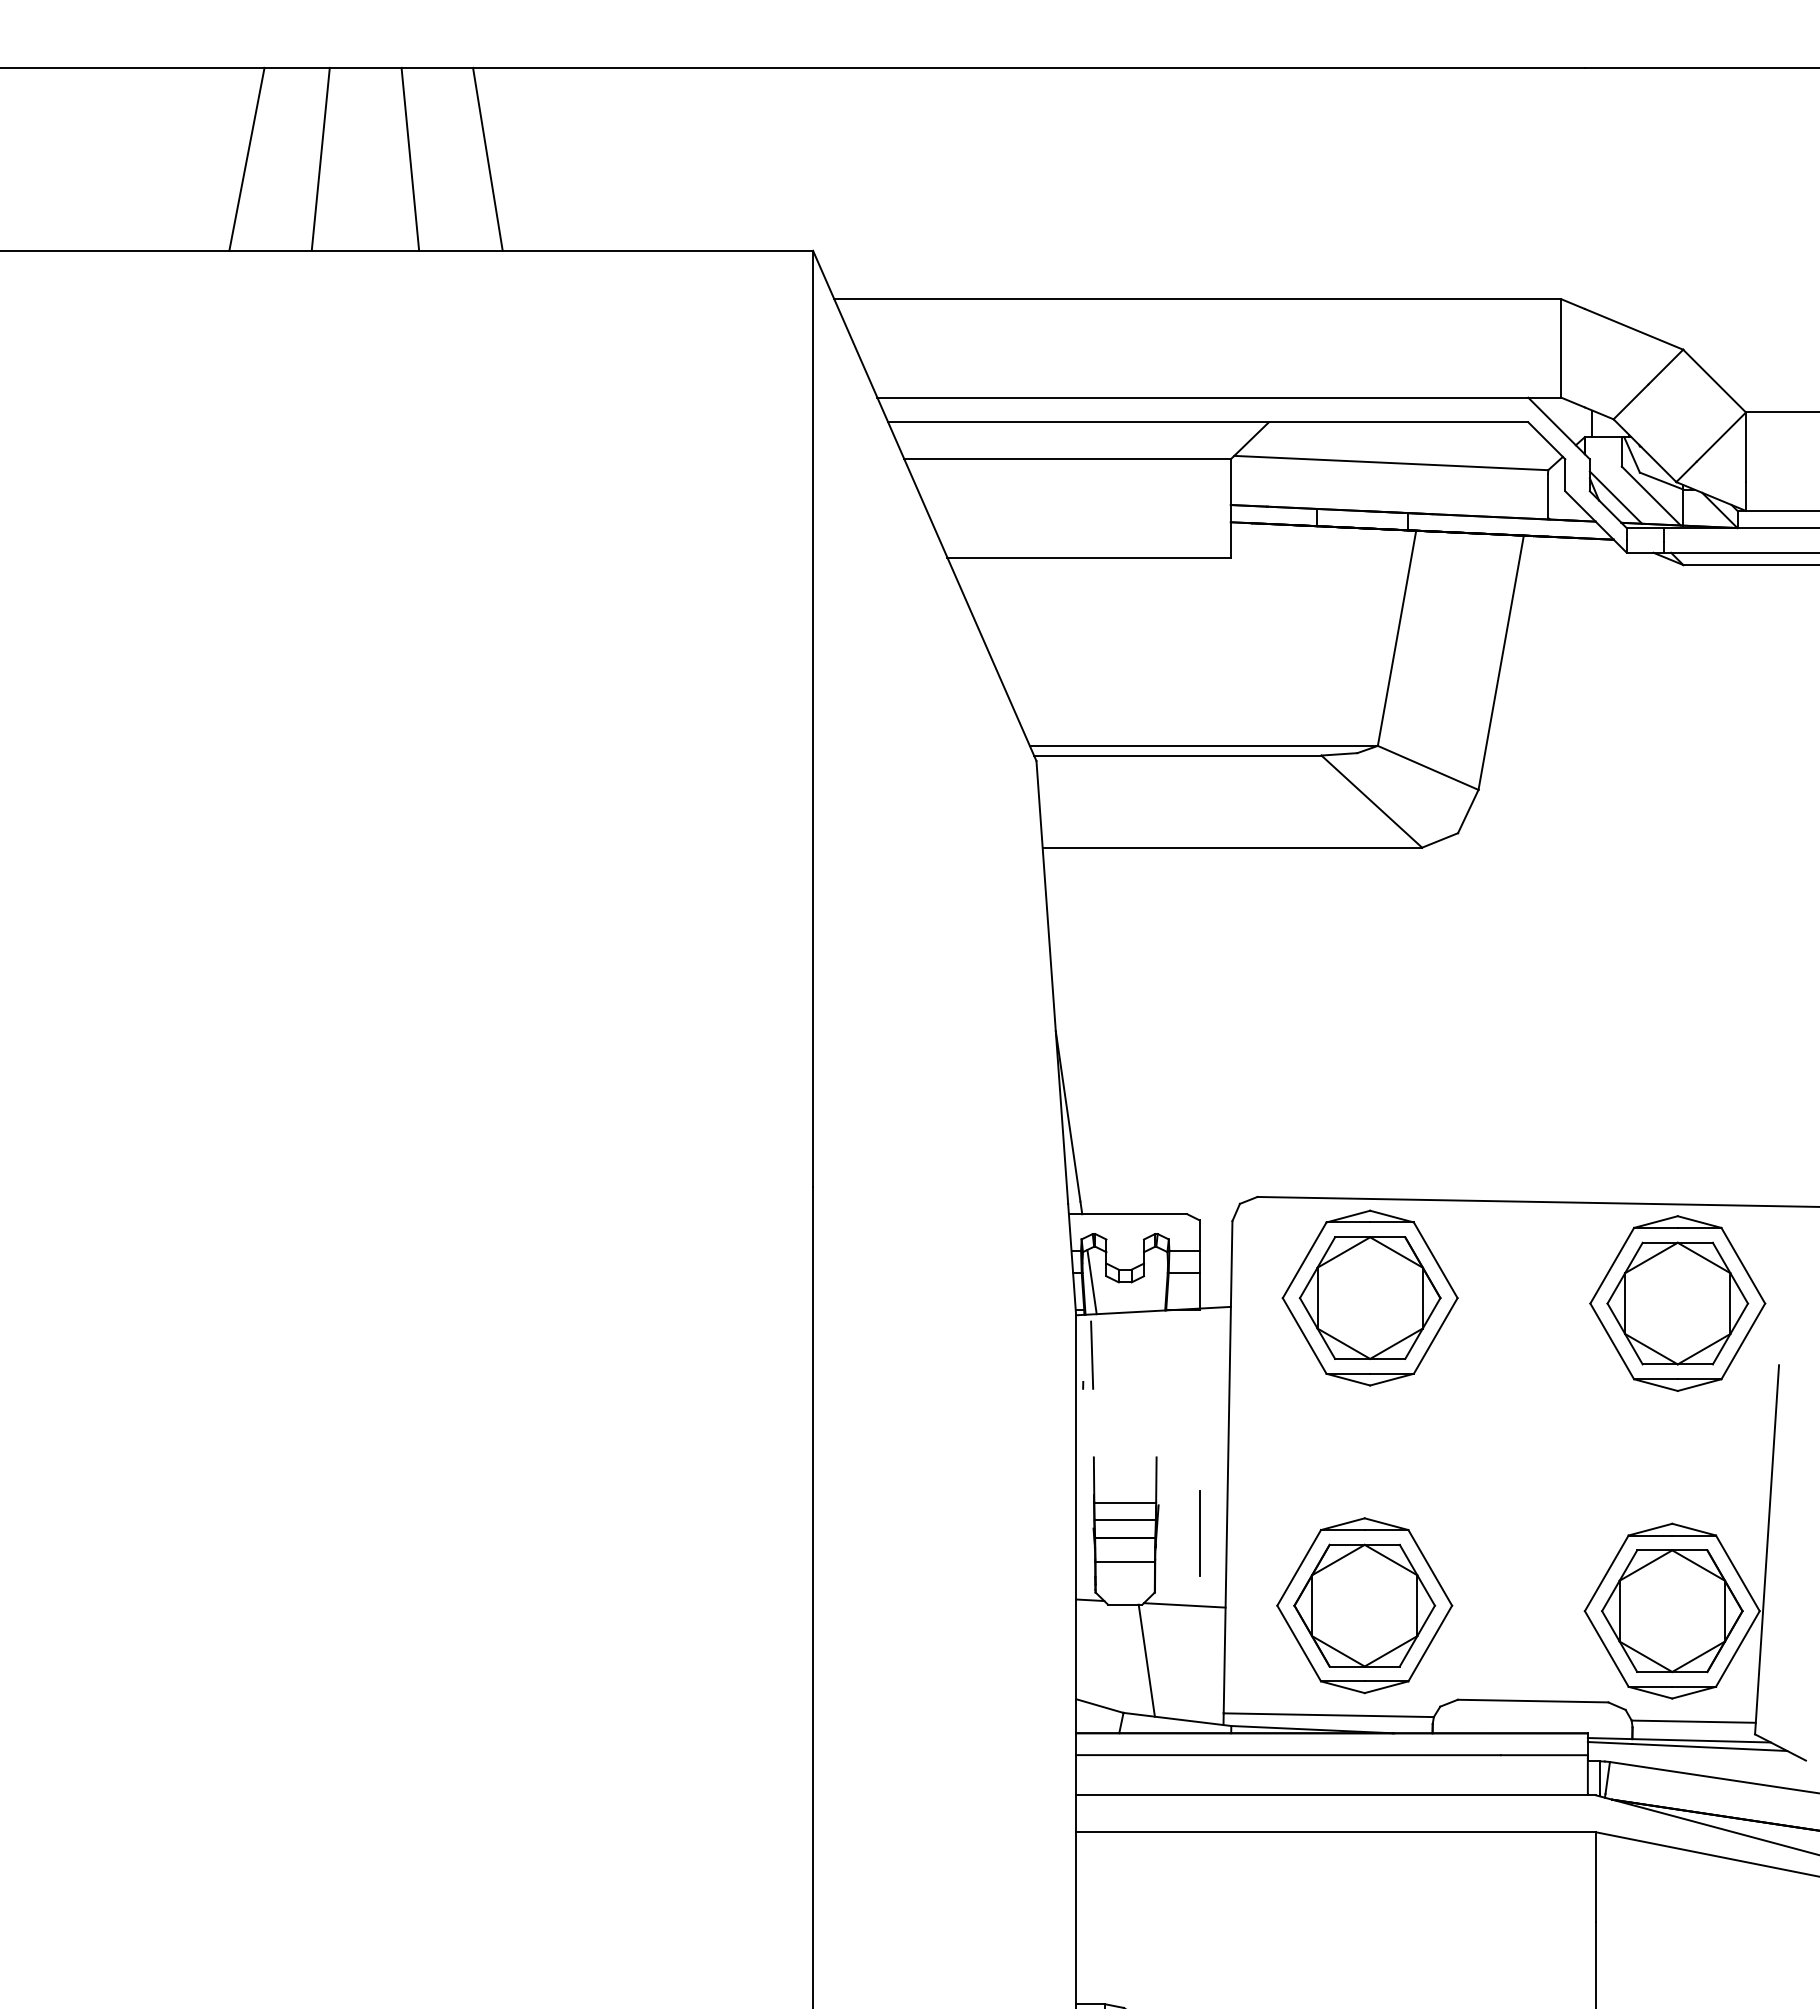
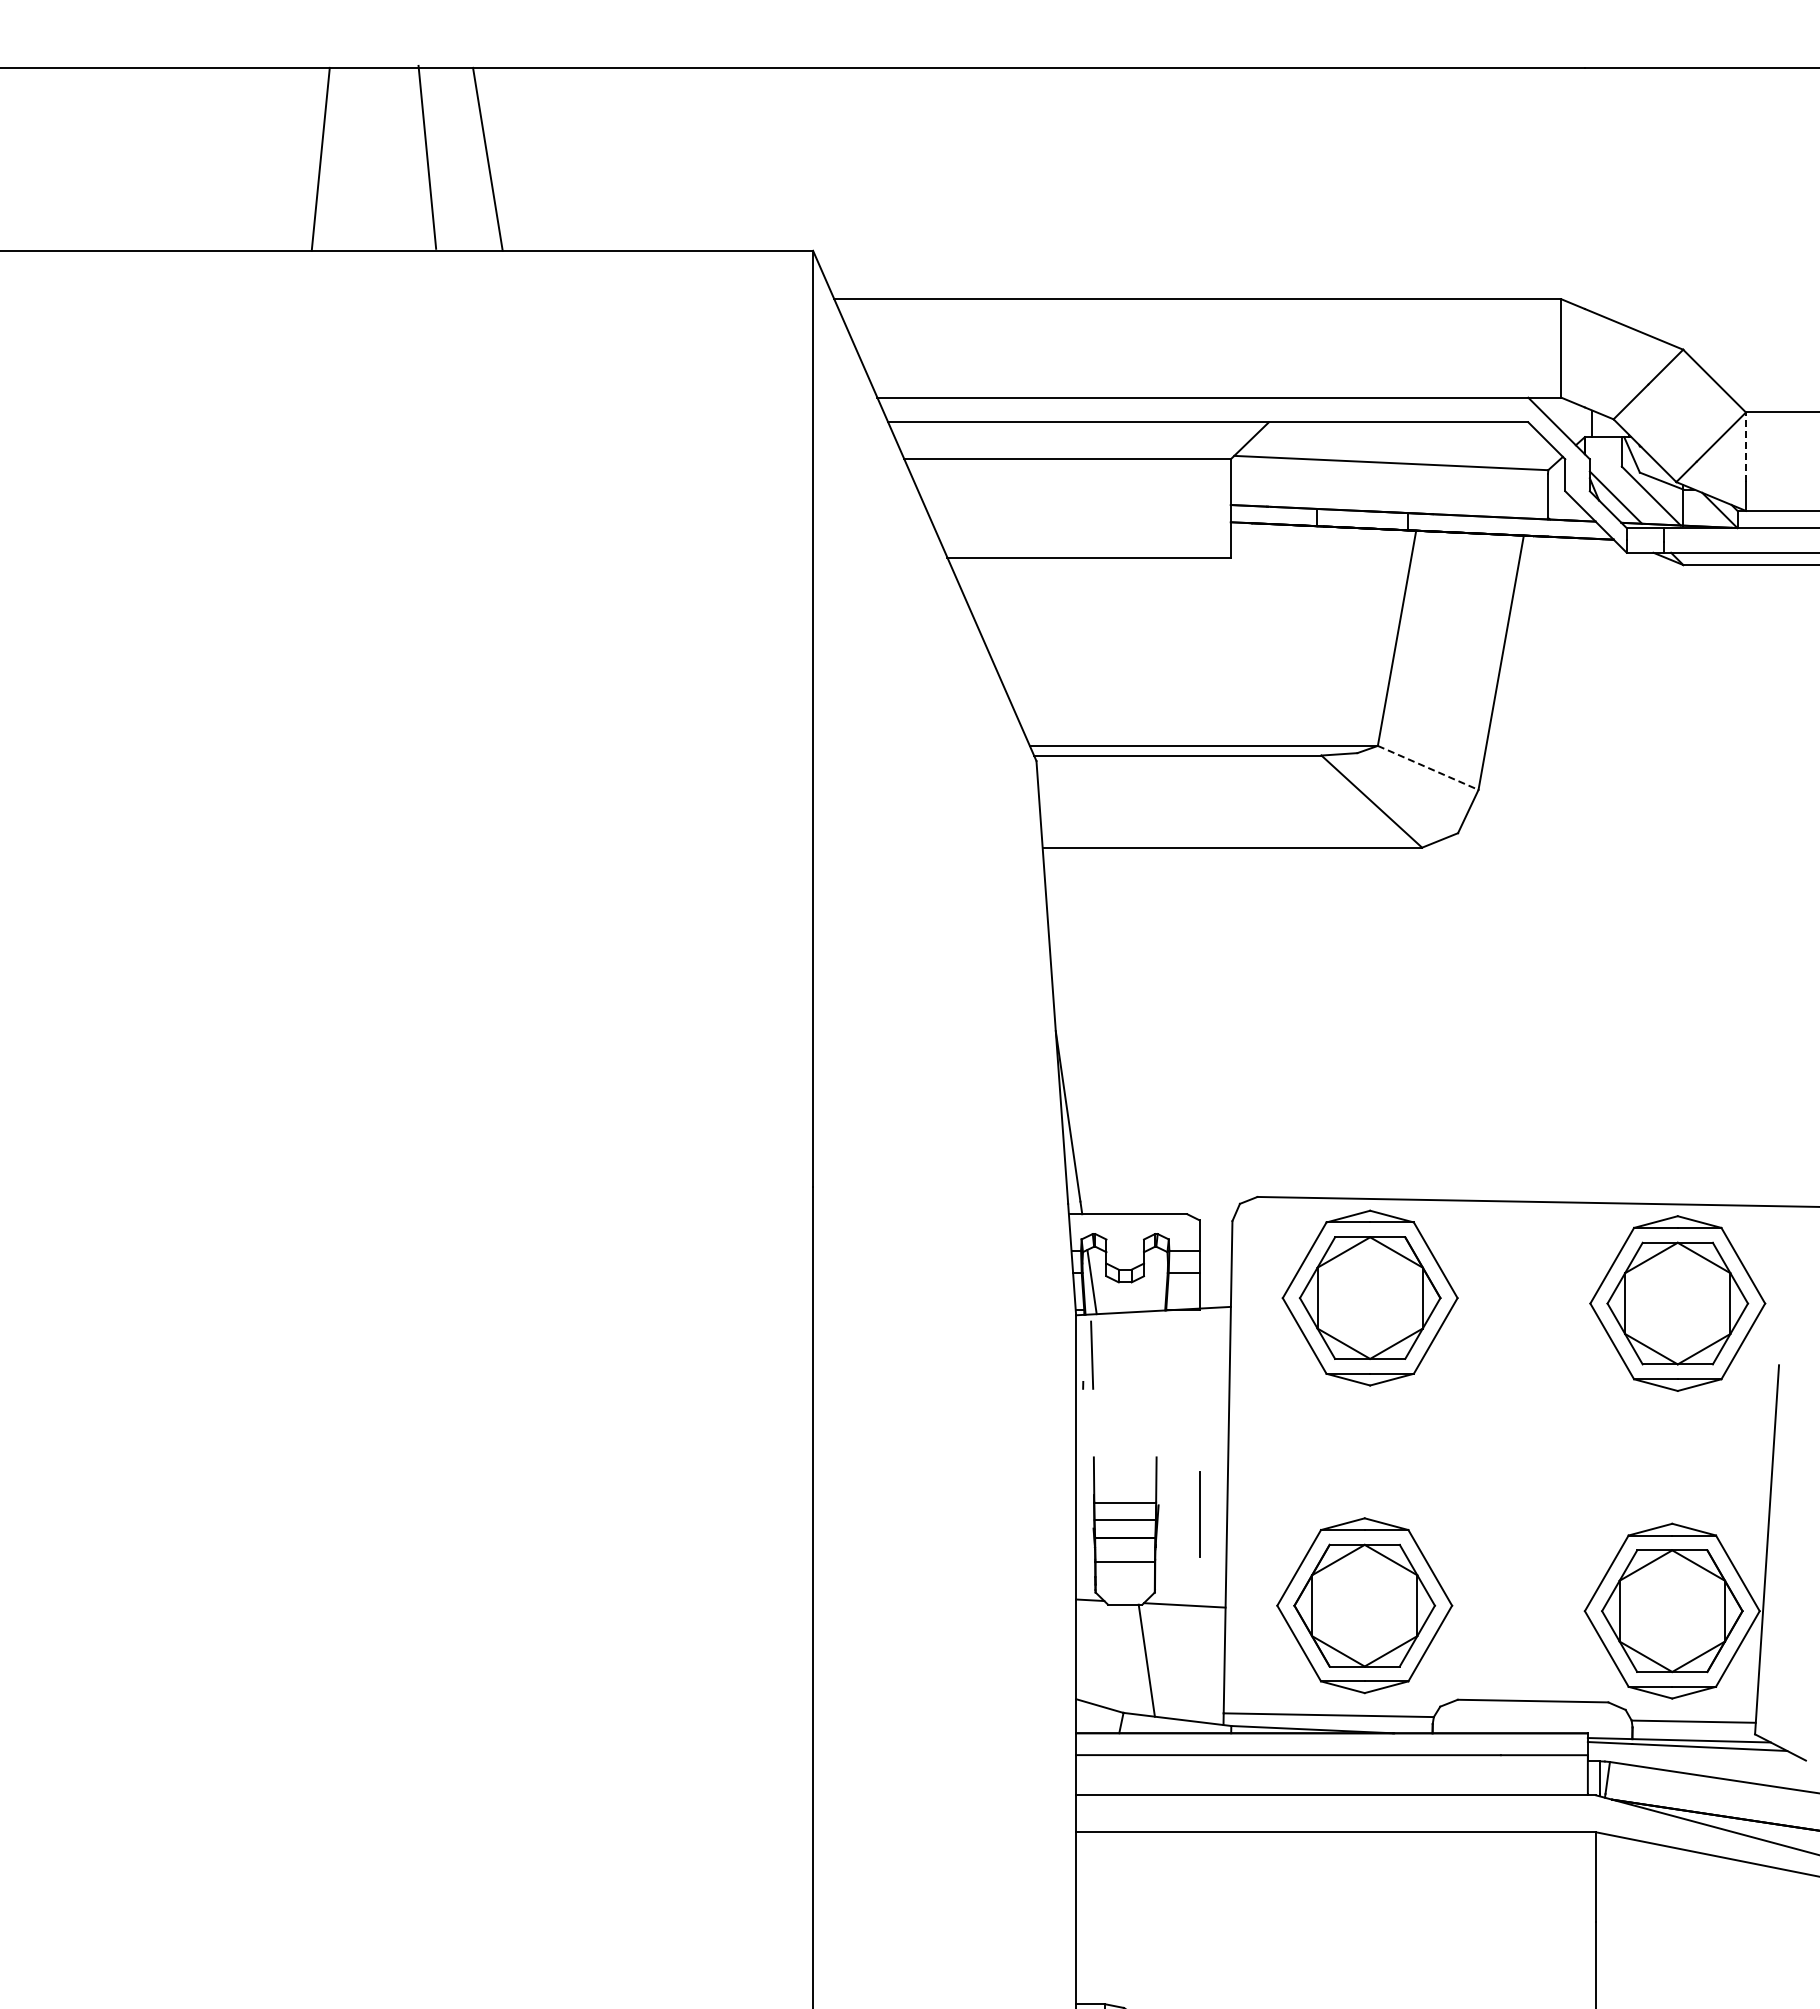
line: present -> none (246, 158)
line position: (410, 158) -> (427, 156) (427, 156)
line: solid -> dashed (1745, 447)
line: solid -> dashed (1428, 767)
line position: (1199, 1533) -> (1199, 1514) (1199, 1514)
